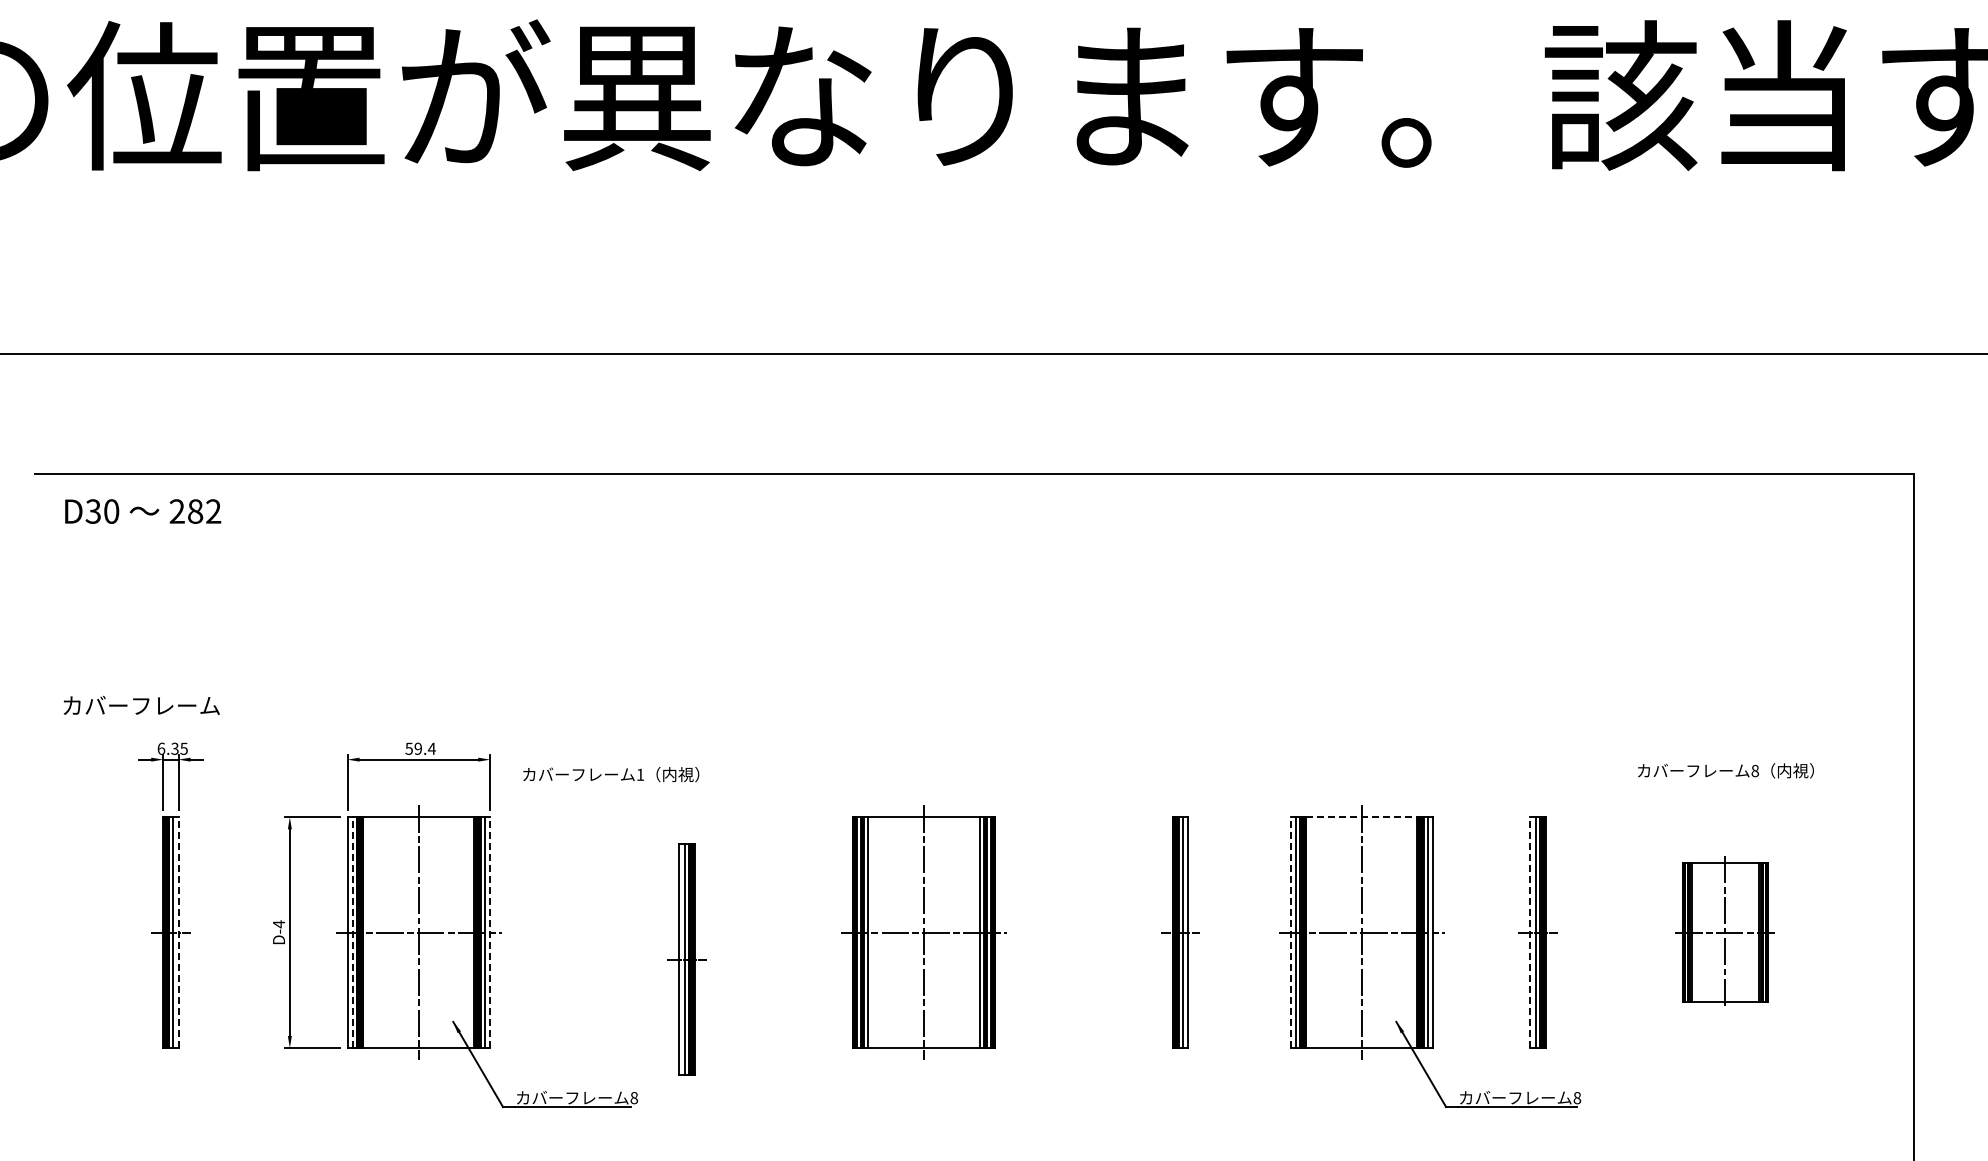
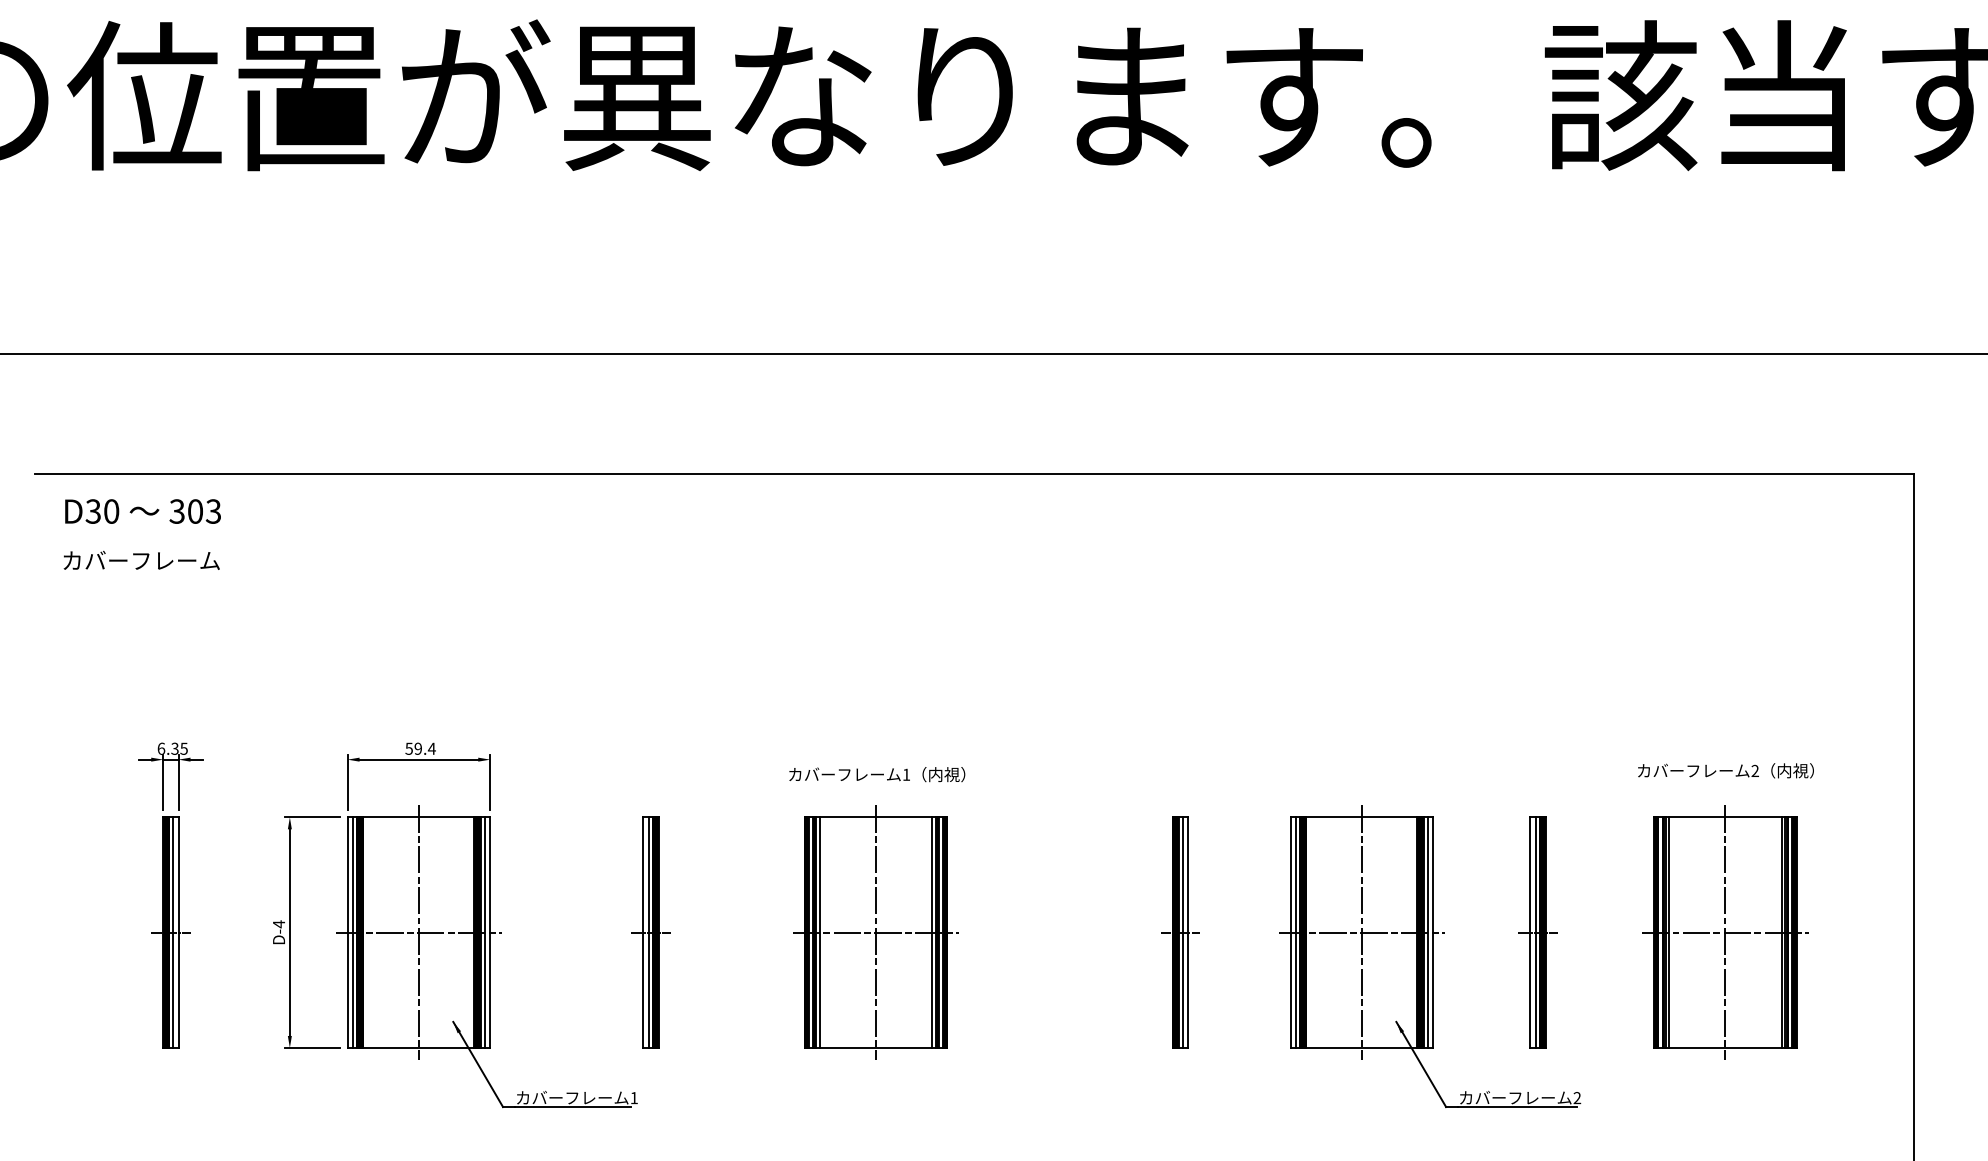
text: 282 -> 303 (195, 511)
text position: (141, 704) -> (141, 559) (141, 559)
text: 8 -> 2 (1754, 771)
text position: (611, 774) -> (877, 774) (877, 774)
line: dashed -> solid (1361, 817)
part size: 100x150 px -> 167x255 px (1725, 932)
line: dashed -> solid (178, 932)
line: dashed -> solid (352, 932)
line: dashed -> solid (490, 932)
part position: (923, 932) -> (875, 932) (875, 932)
line: dashed -> solid (1290, 932)
line: dashed -> solid (1530, 932)
part position: (686, 959) -> (650, 932) (650, 932)
text: 8 -> 1 (634, 1098)
text: 8 -> 2 (1577, 1098)
